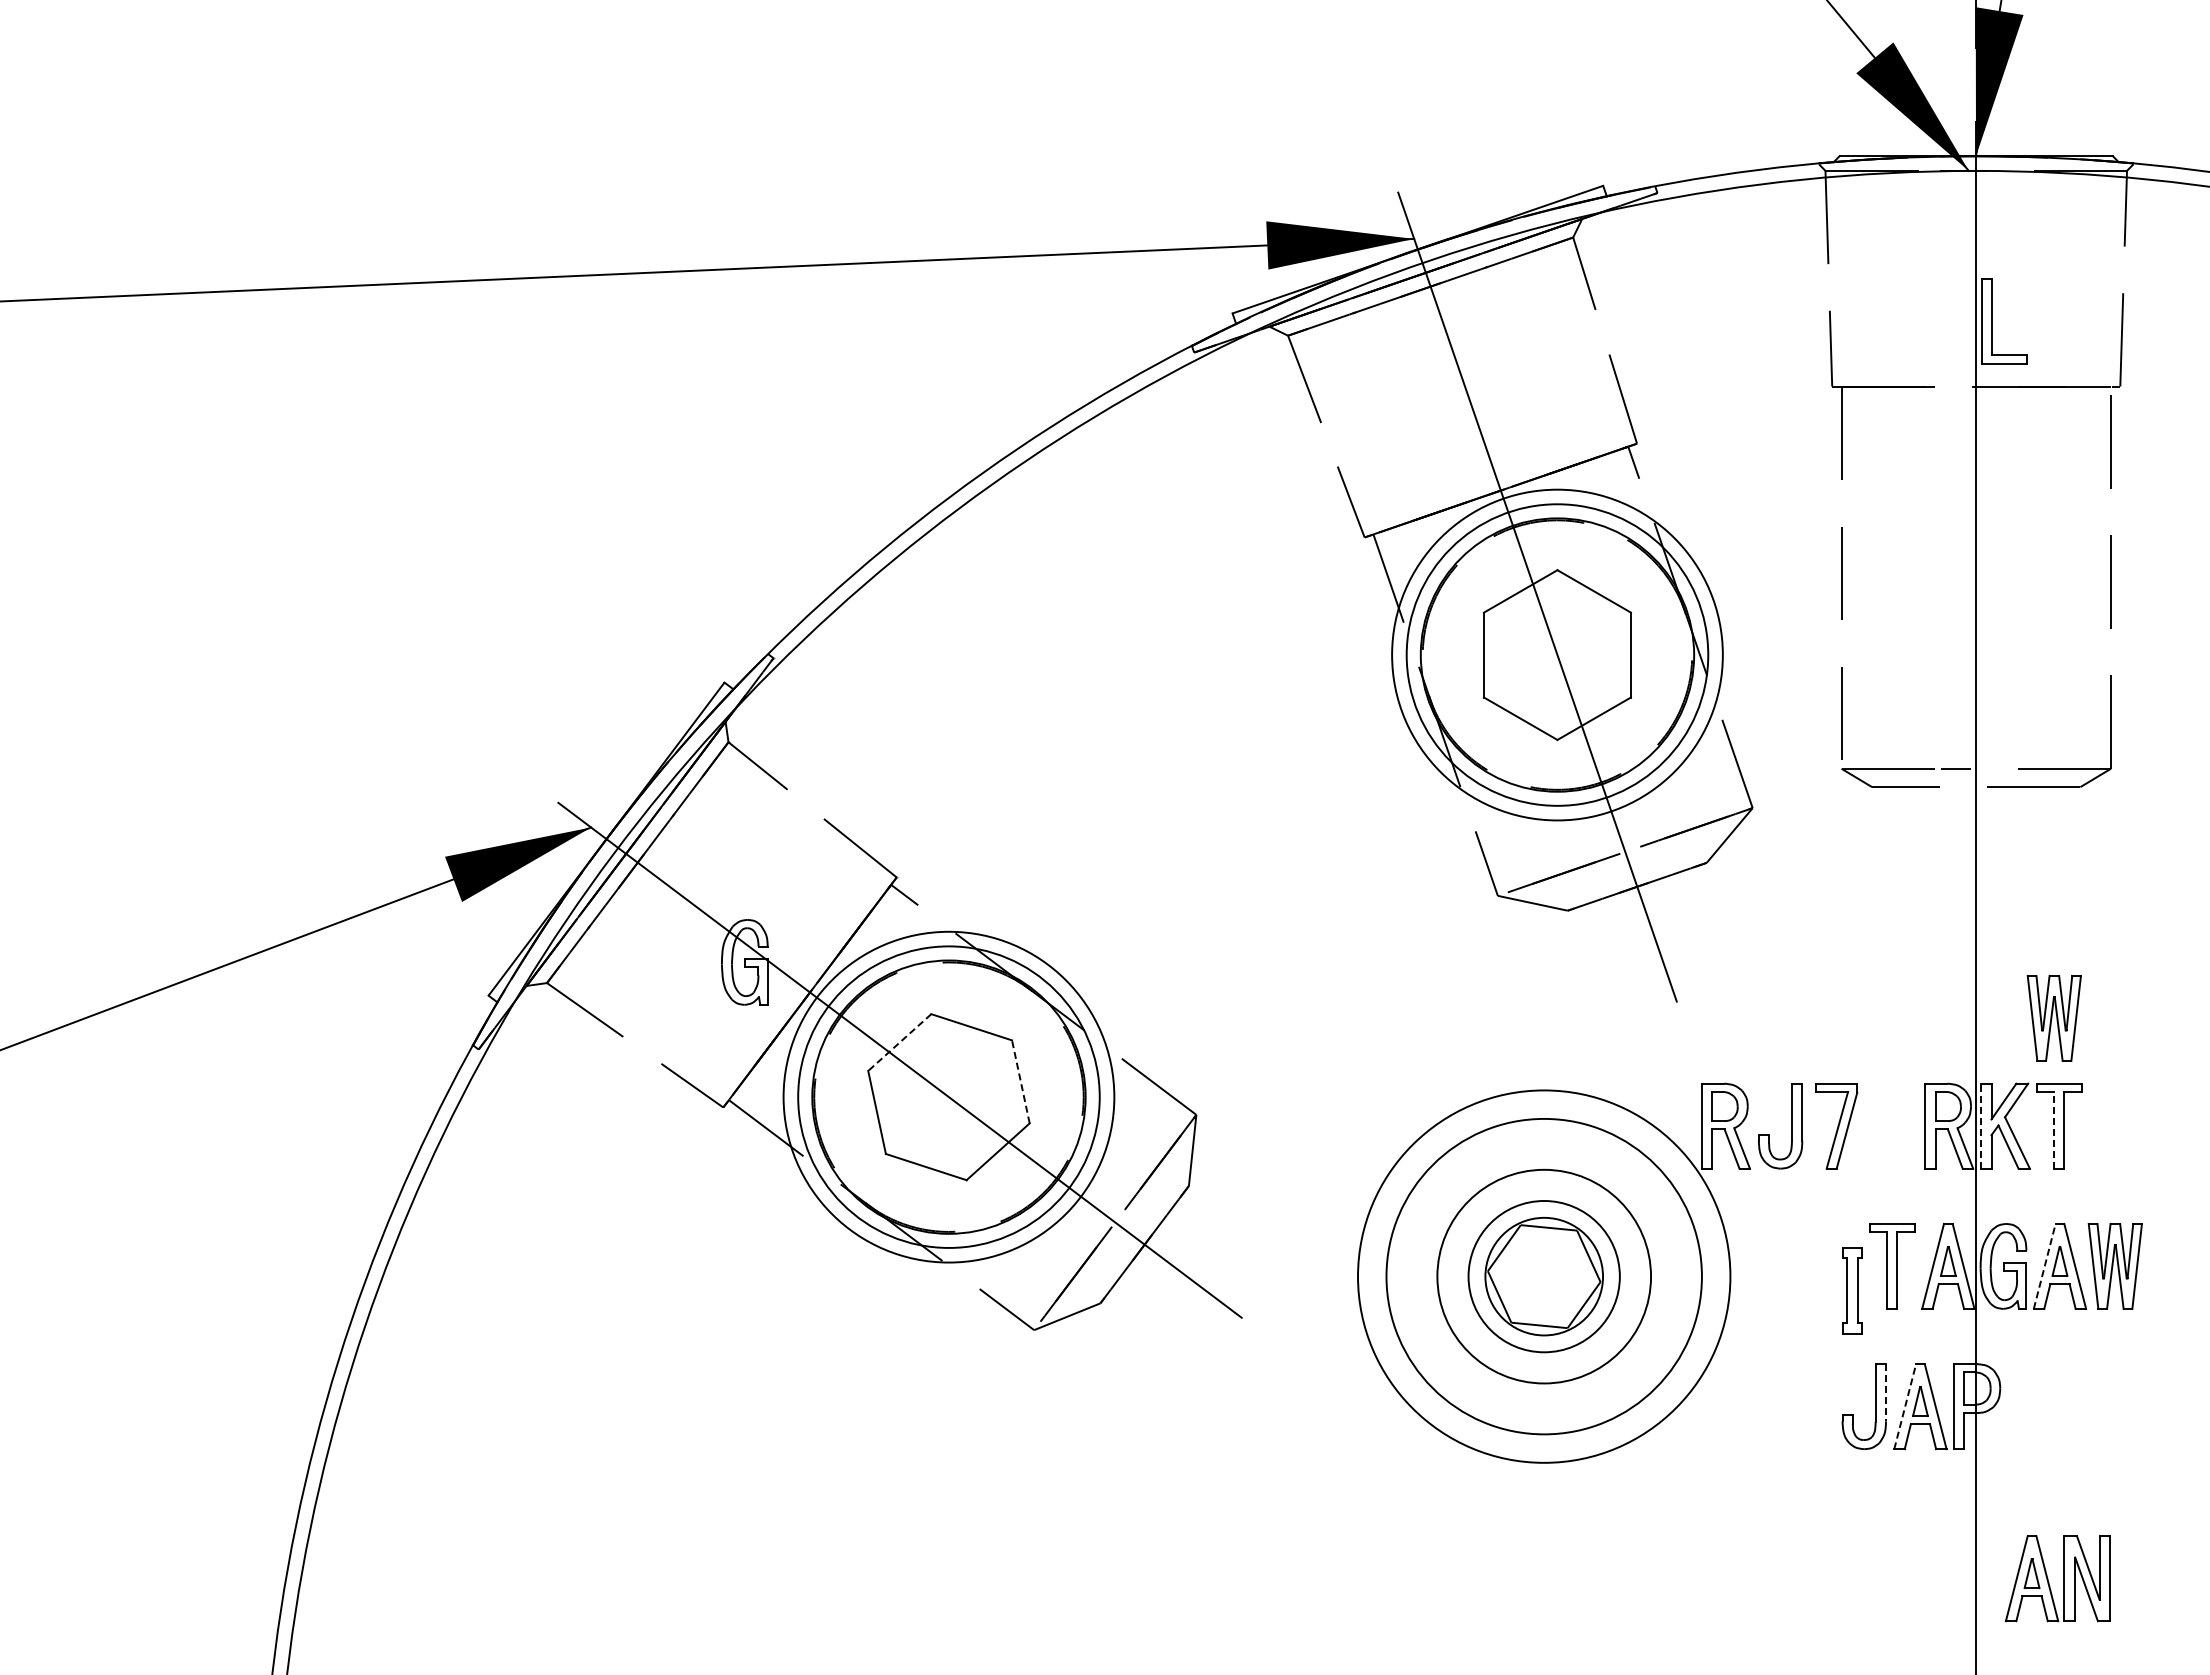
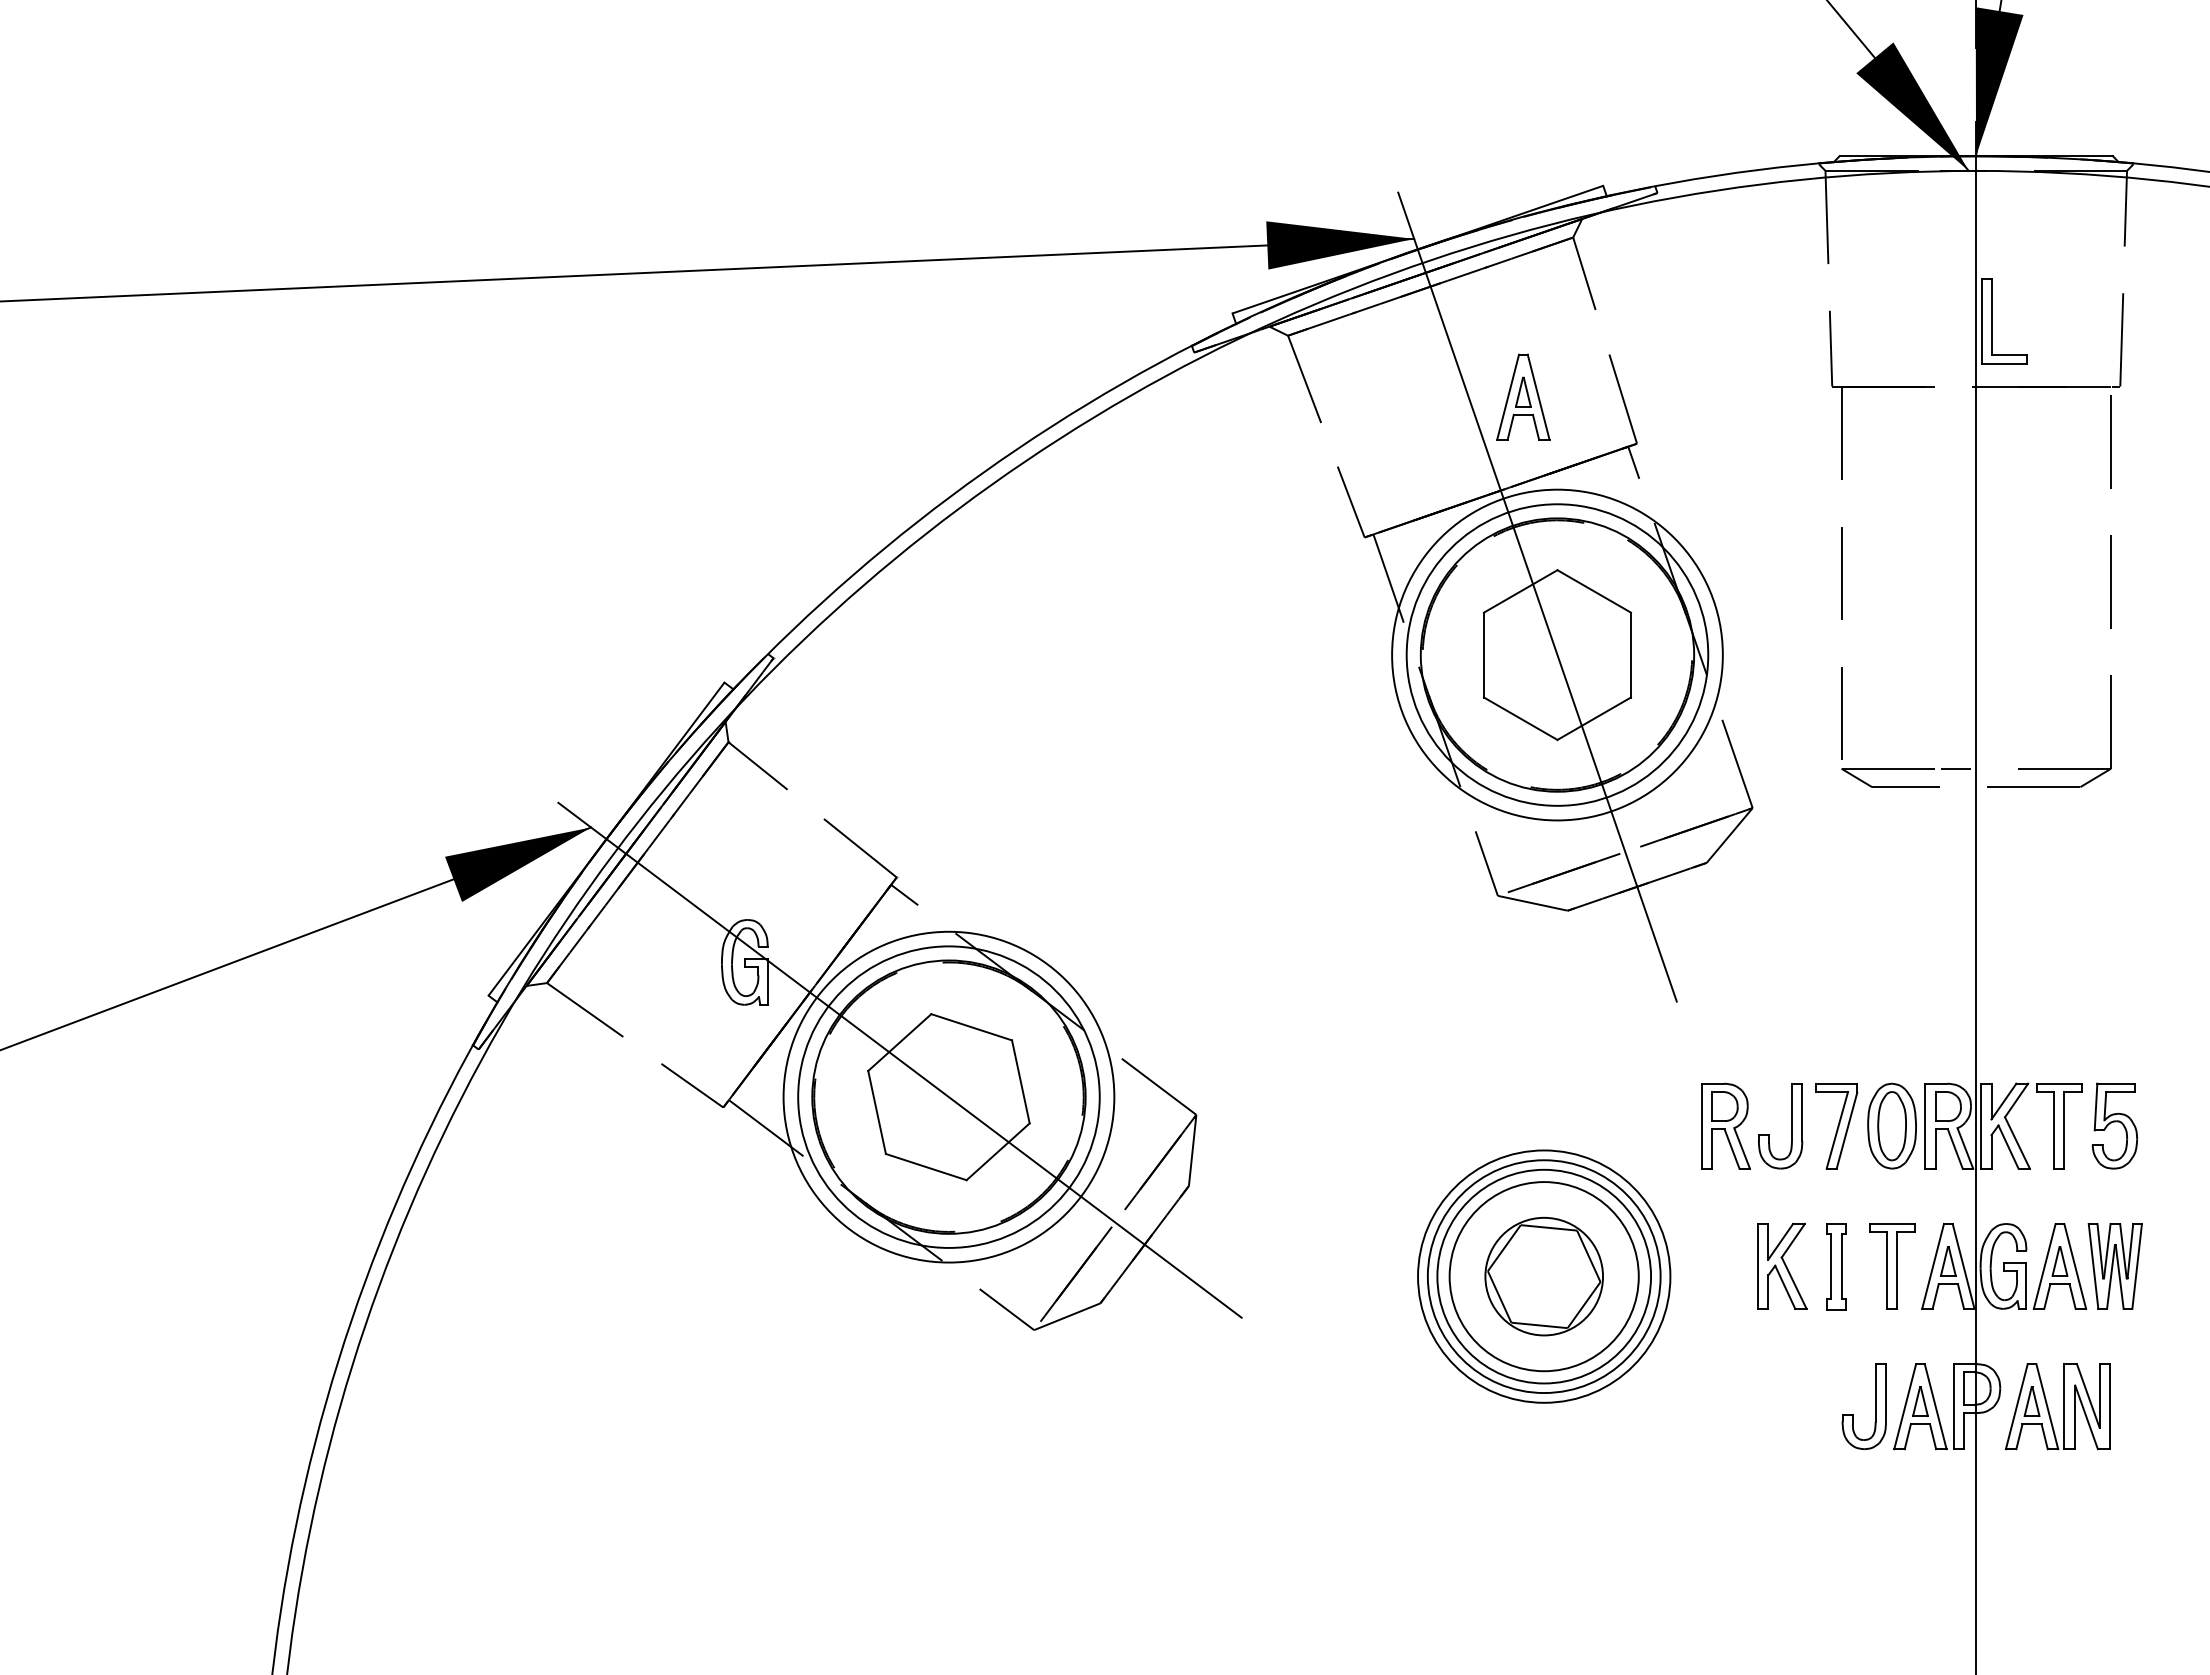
part: none -> present (1523, 396)
part: present -> none (2053, 1018)
line: dashed -> solid (899, 1042)
line: dashed -> solid (1020, 1081)
part: none -> present (1891, 1125)
line: dashed -> solid (1981, 1125)
part: none -> present (2114, 1125)
line: dashed -> solid (2054, 1129)
part: none -> present (1782, 1265)
line: dashed -> solid (2044, 1266)
circle diameter: 151 px -> 189 px (1543, 1276)
circle diameter: 315 px -> 252 px (1544, 1276)
circle diameter: 372 px -> 233 px (1543, 1276)
part position: (1852, 1290) -> (1836, 1266) (1836, 1266)
line: dashed -> solid (1886, 1392)
line: dashed -> solid (1905, 1406)
part position: (2057, 1578) -> (2057, 1406) (2057, 1406)
